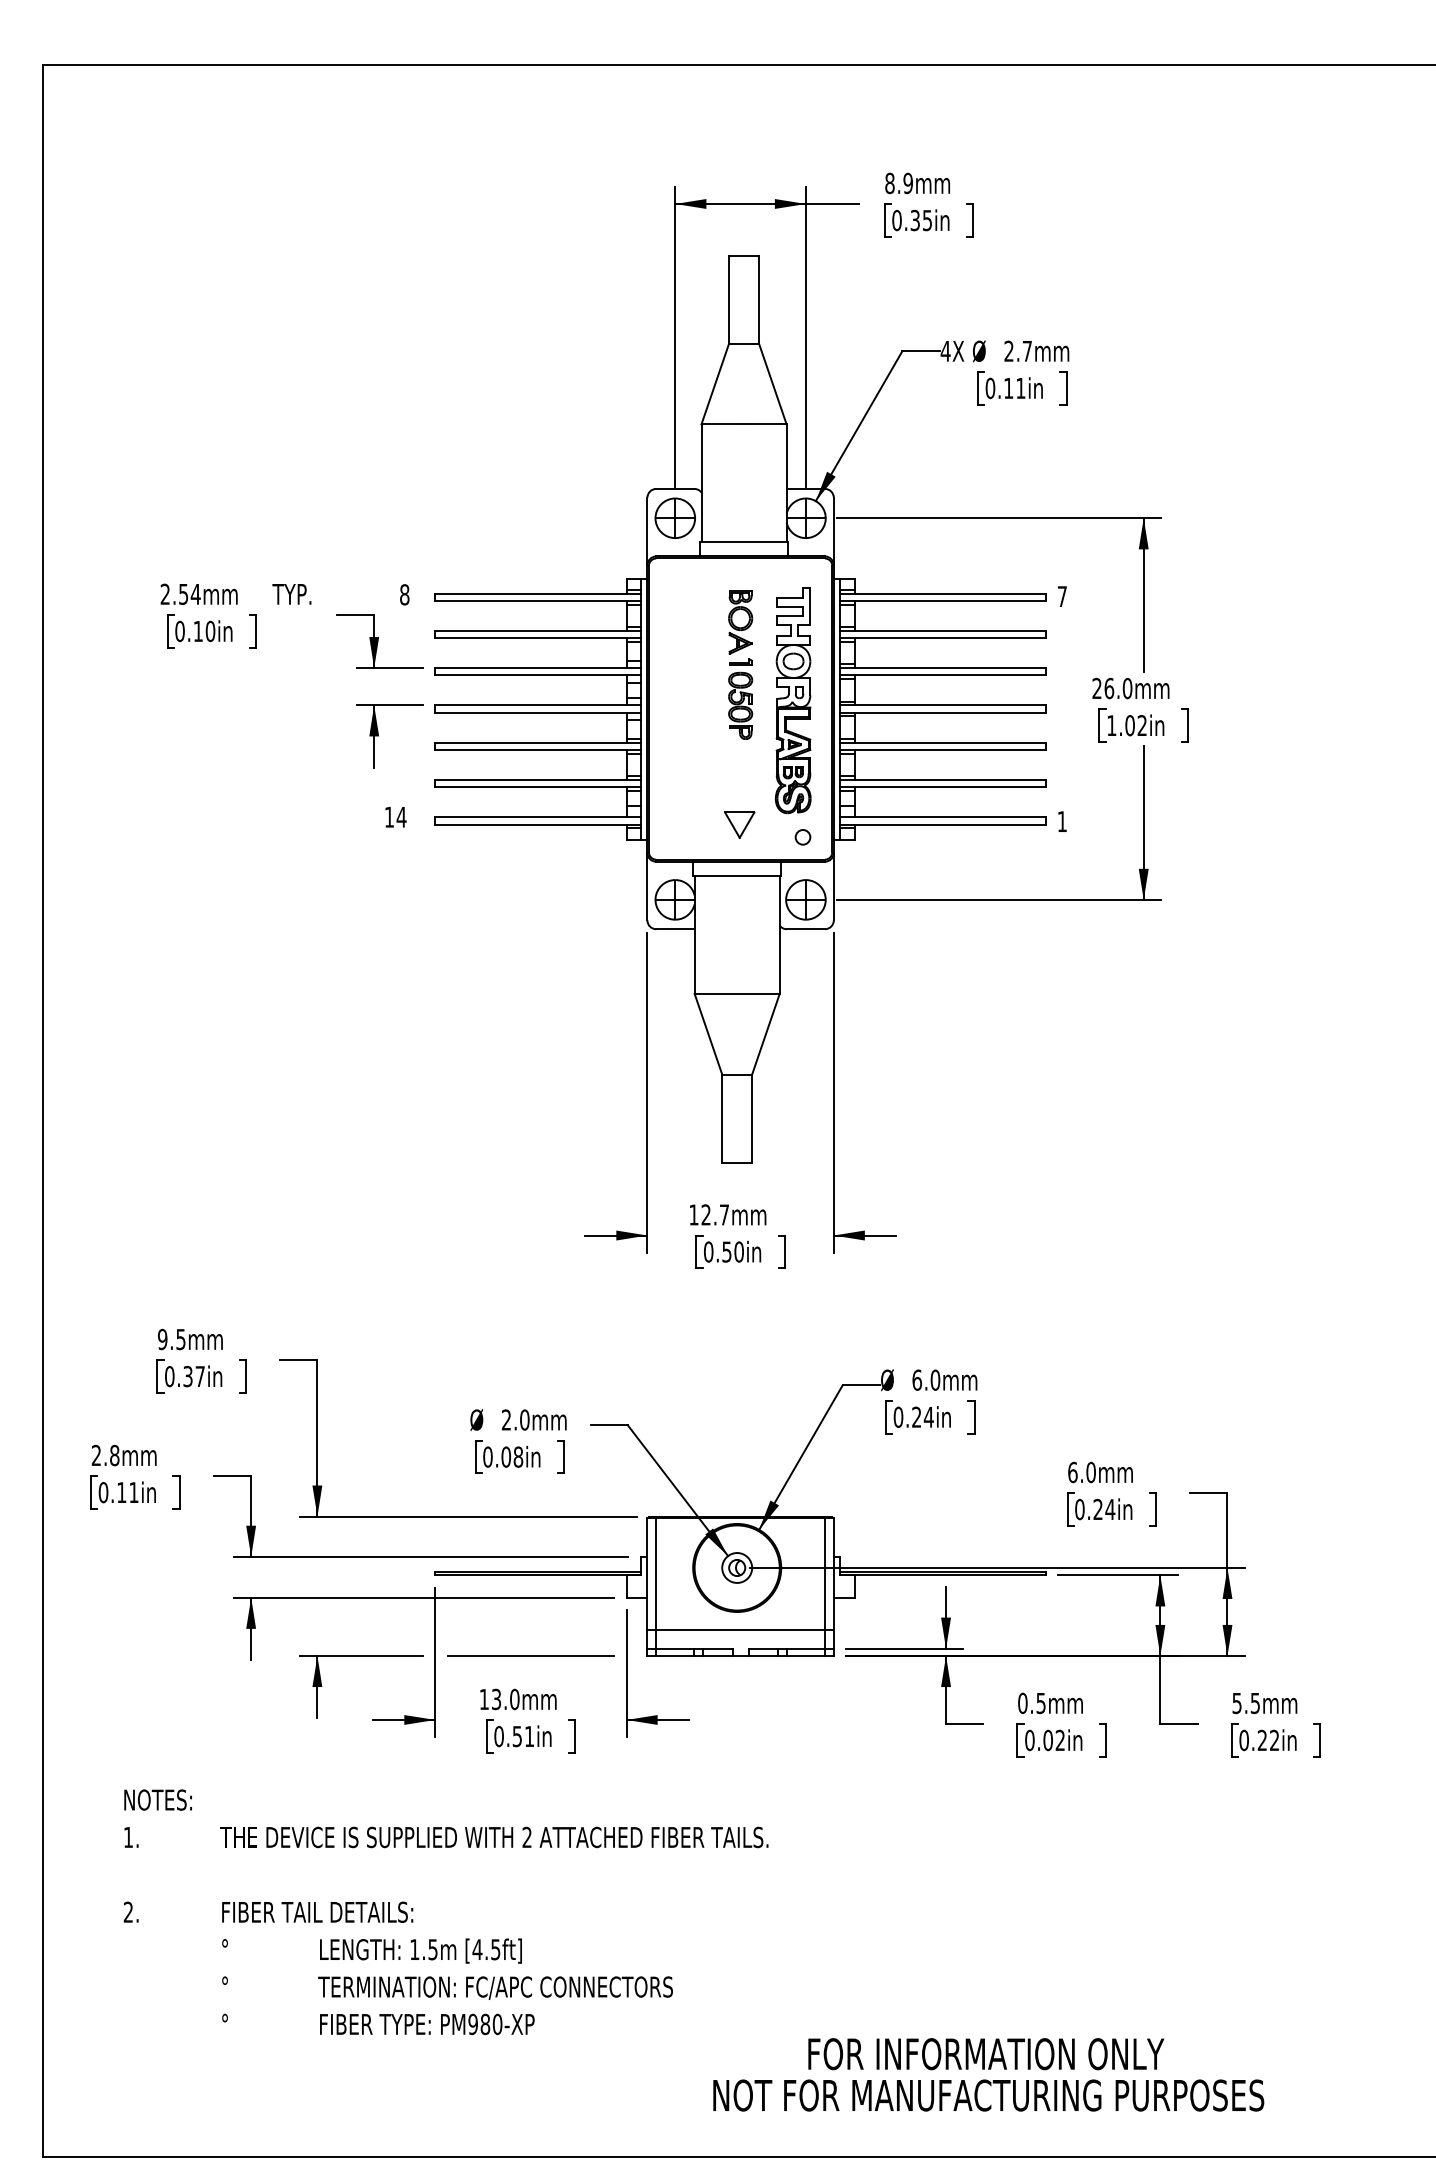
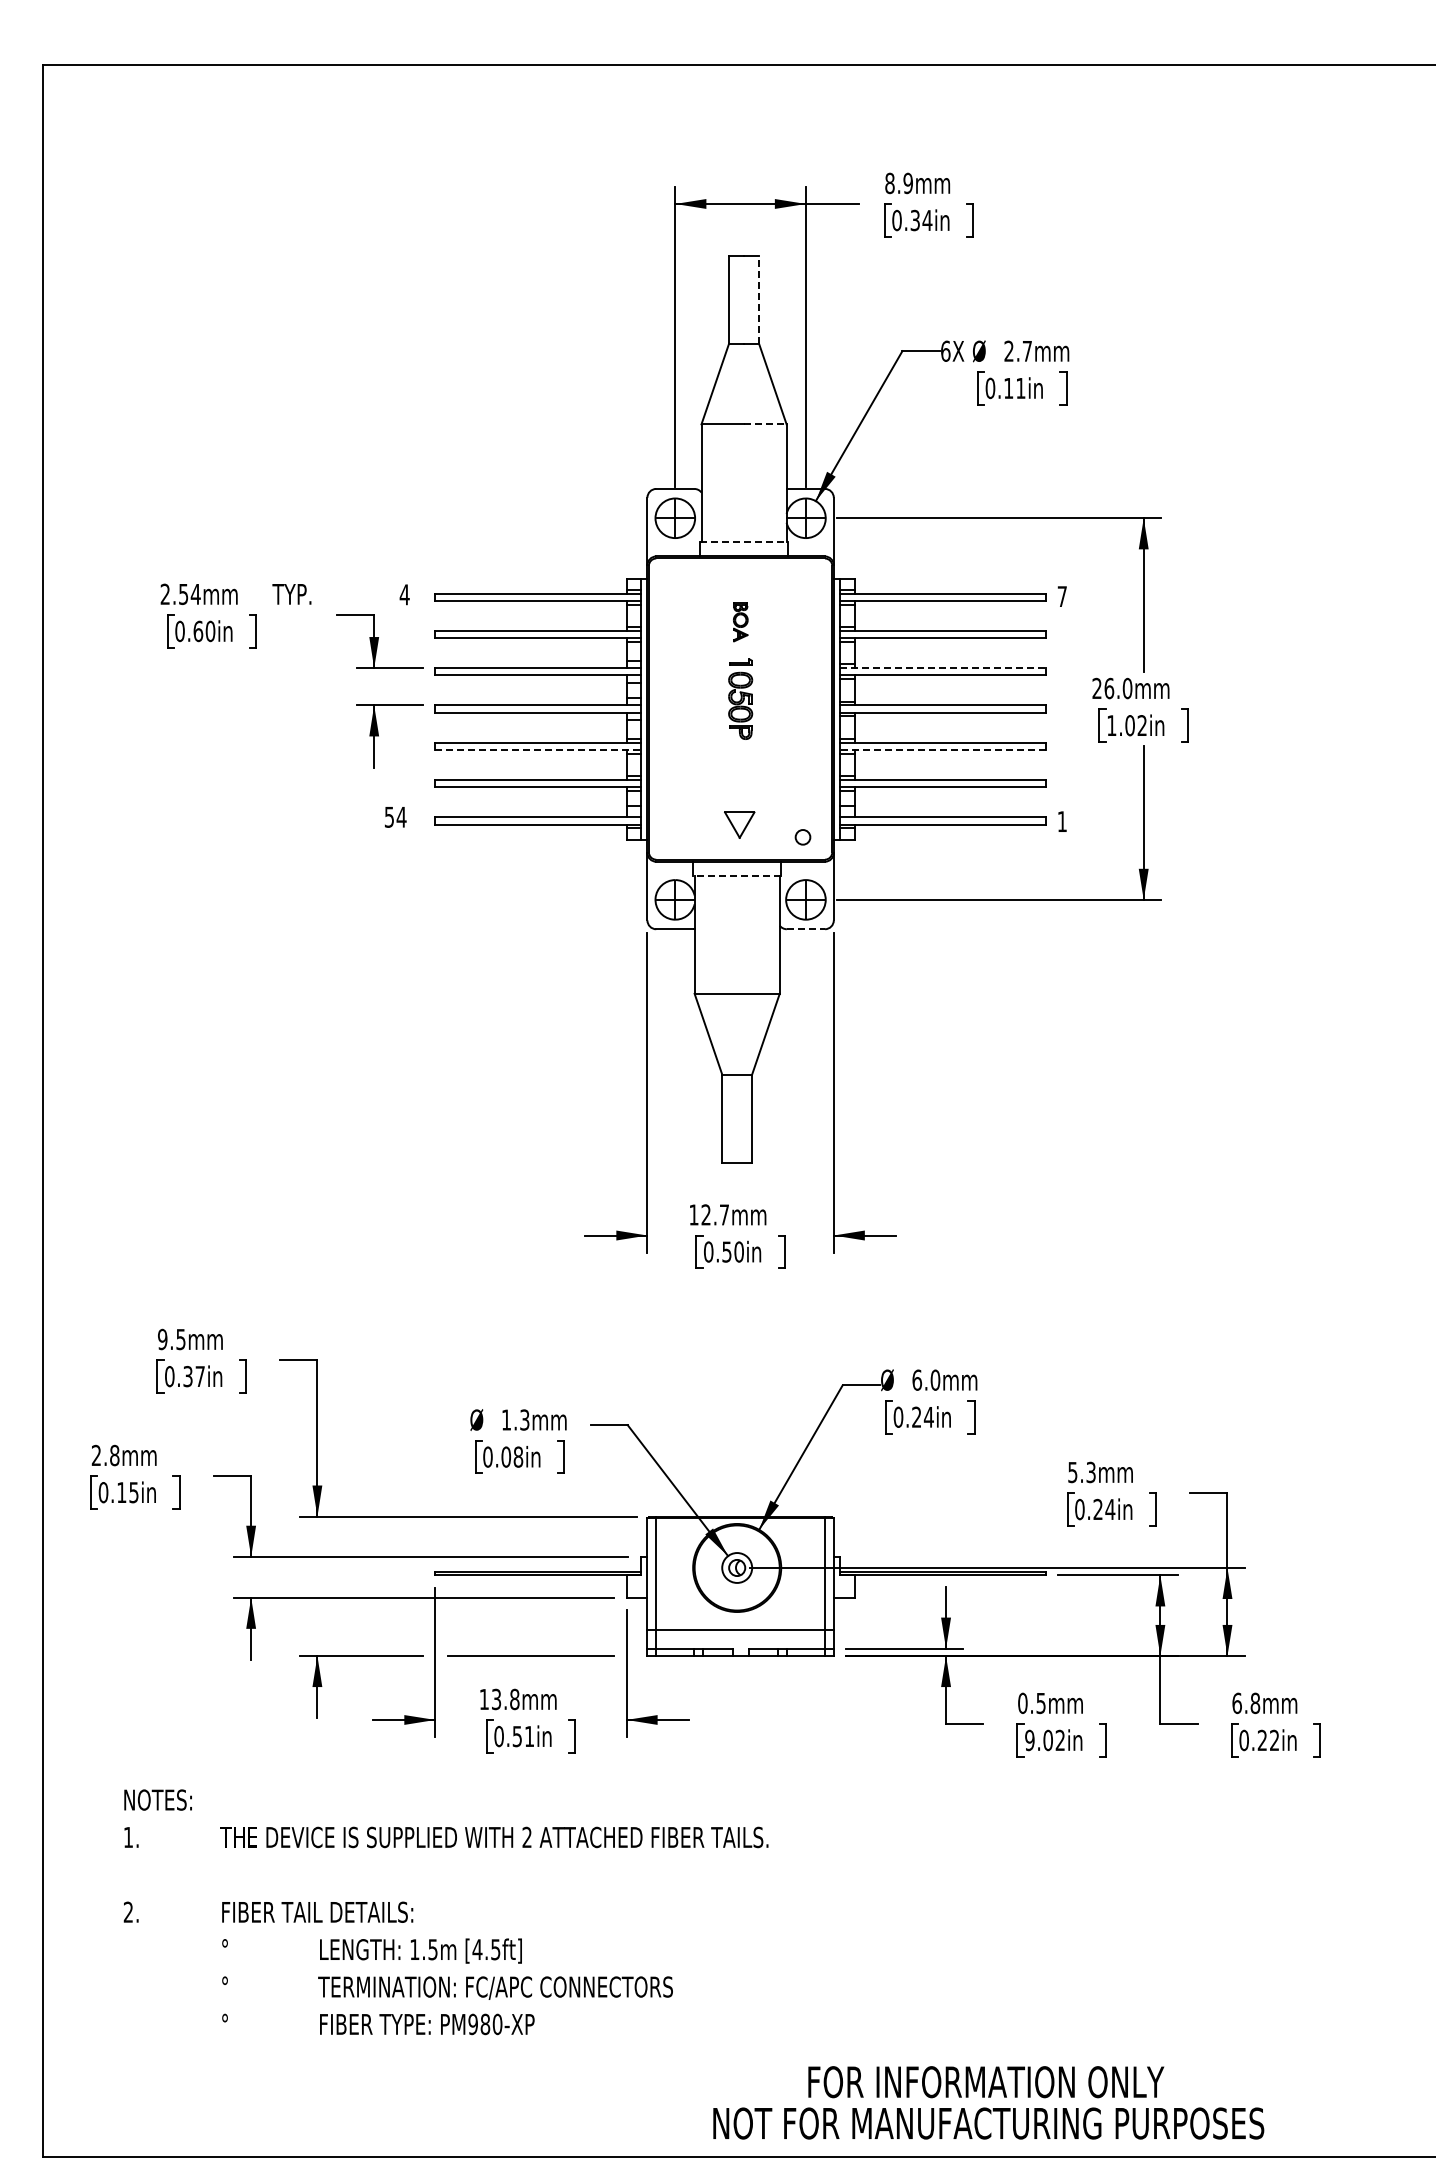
text: 0.35in -> 0.34in (927, 220)
line: solid -> dashed (759, 299)
text: 4X -> 6X (945, 350)
line: solid -> dashed (765, 424)
line: solid -> dashed (744, 541)
text: 8 -> 4 (404, 594)
part size: 26x65 px -> 16x41 px (740, 622)
text: 0.10in -> 0.60in (198, 631)
line: solid -> dashed (943, 668)
part: present -> none (793, 700)
line: solid -> dashed (538, 750)
line: solid -> dashed (943, 750)
text: 14 -> 54 (388, 817)
line: solid -> dashed (736, 876)
line: solid -> dashed (806, 929)
text: 2.0mm -> 1.3mm (515, 1419)
text: 6.0mm -> 5.3mm (1081, 1472)
text: 0.11in -> 0.15in (133, 1492)
text: 13.0mm -> 13.8mm (514, 1699)
text: 5.5mm -> 6.8mm (1246, 1703)
text: 0.02in -> 9.02in (1029, 1740)
text position: (988, 2074) -> (988, 2102) (988, 2102)
